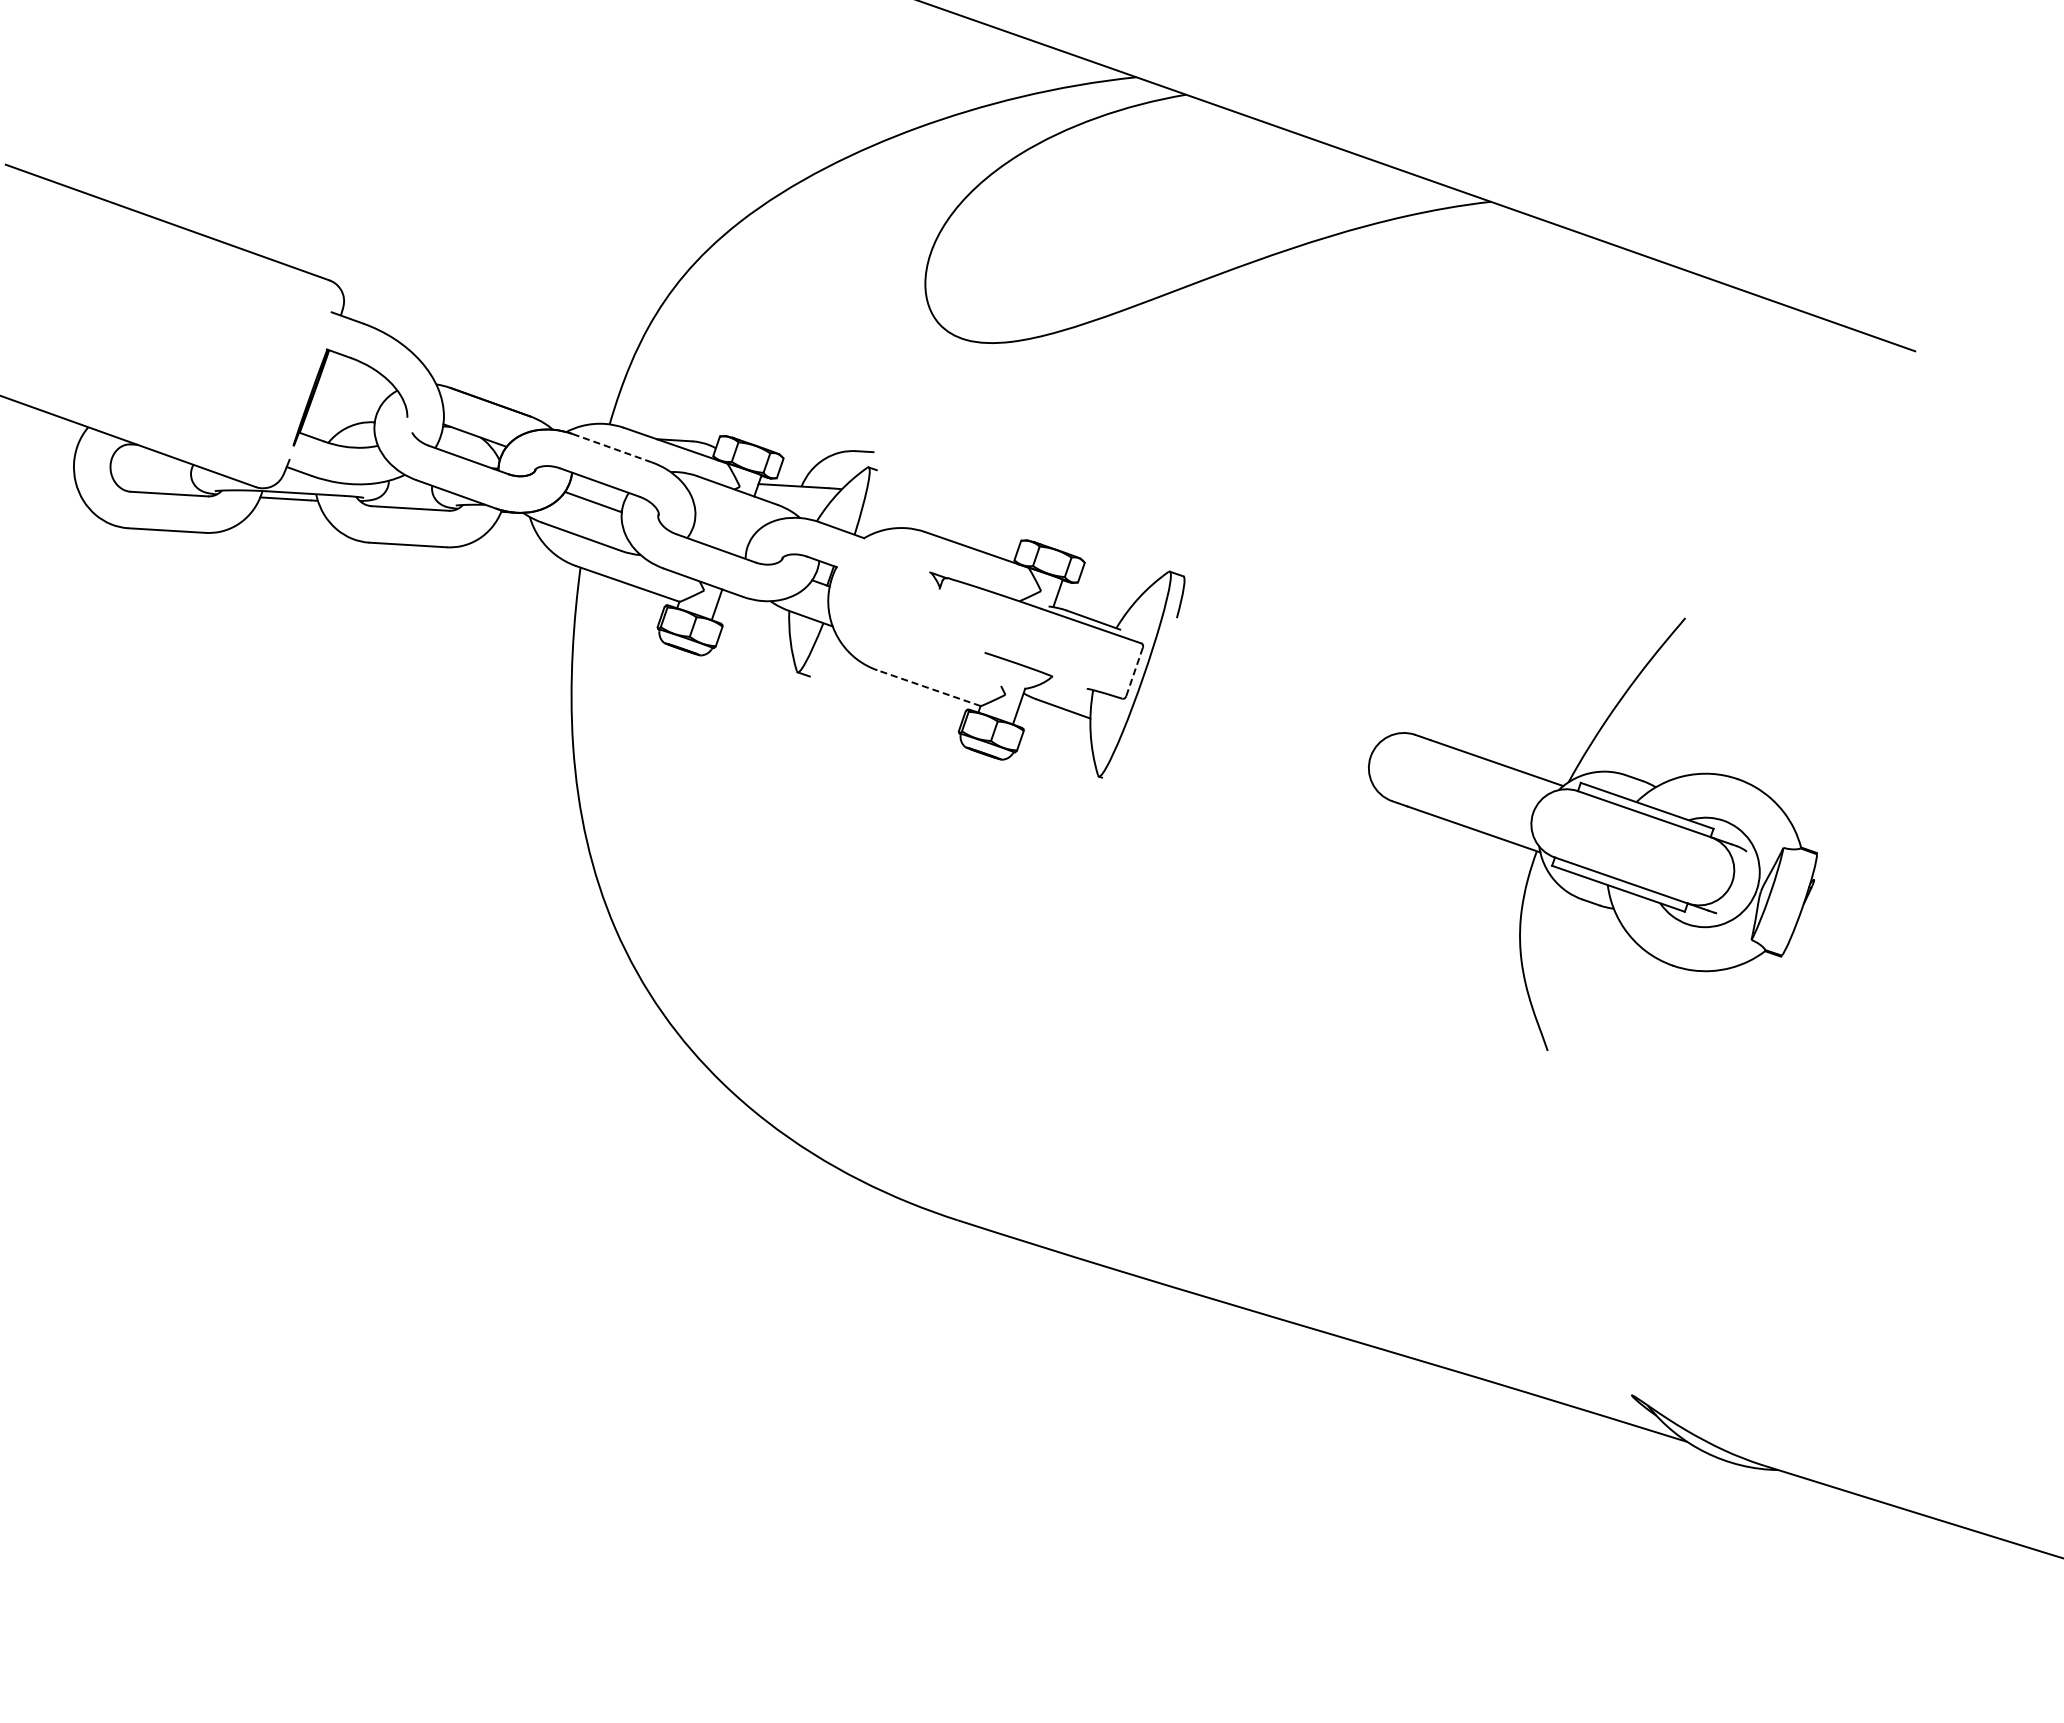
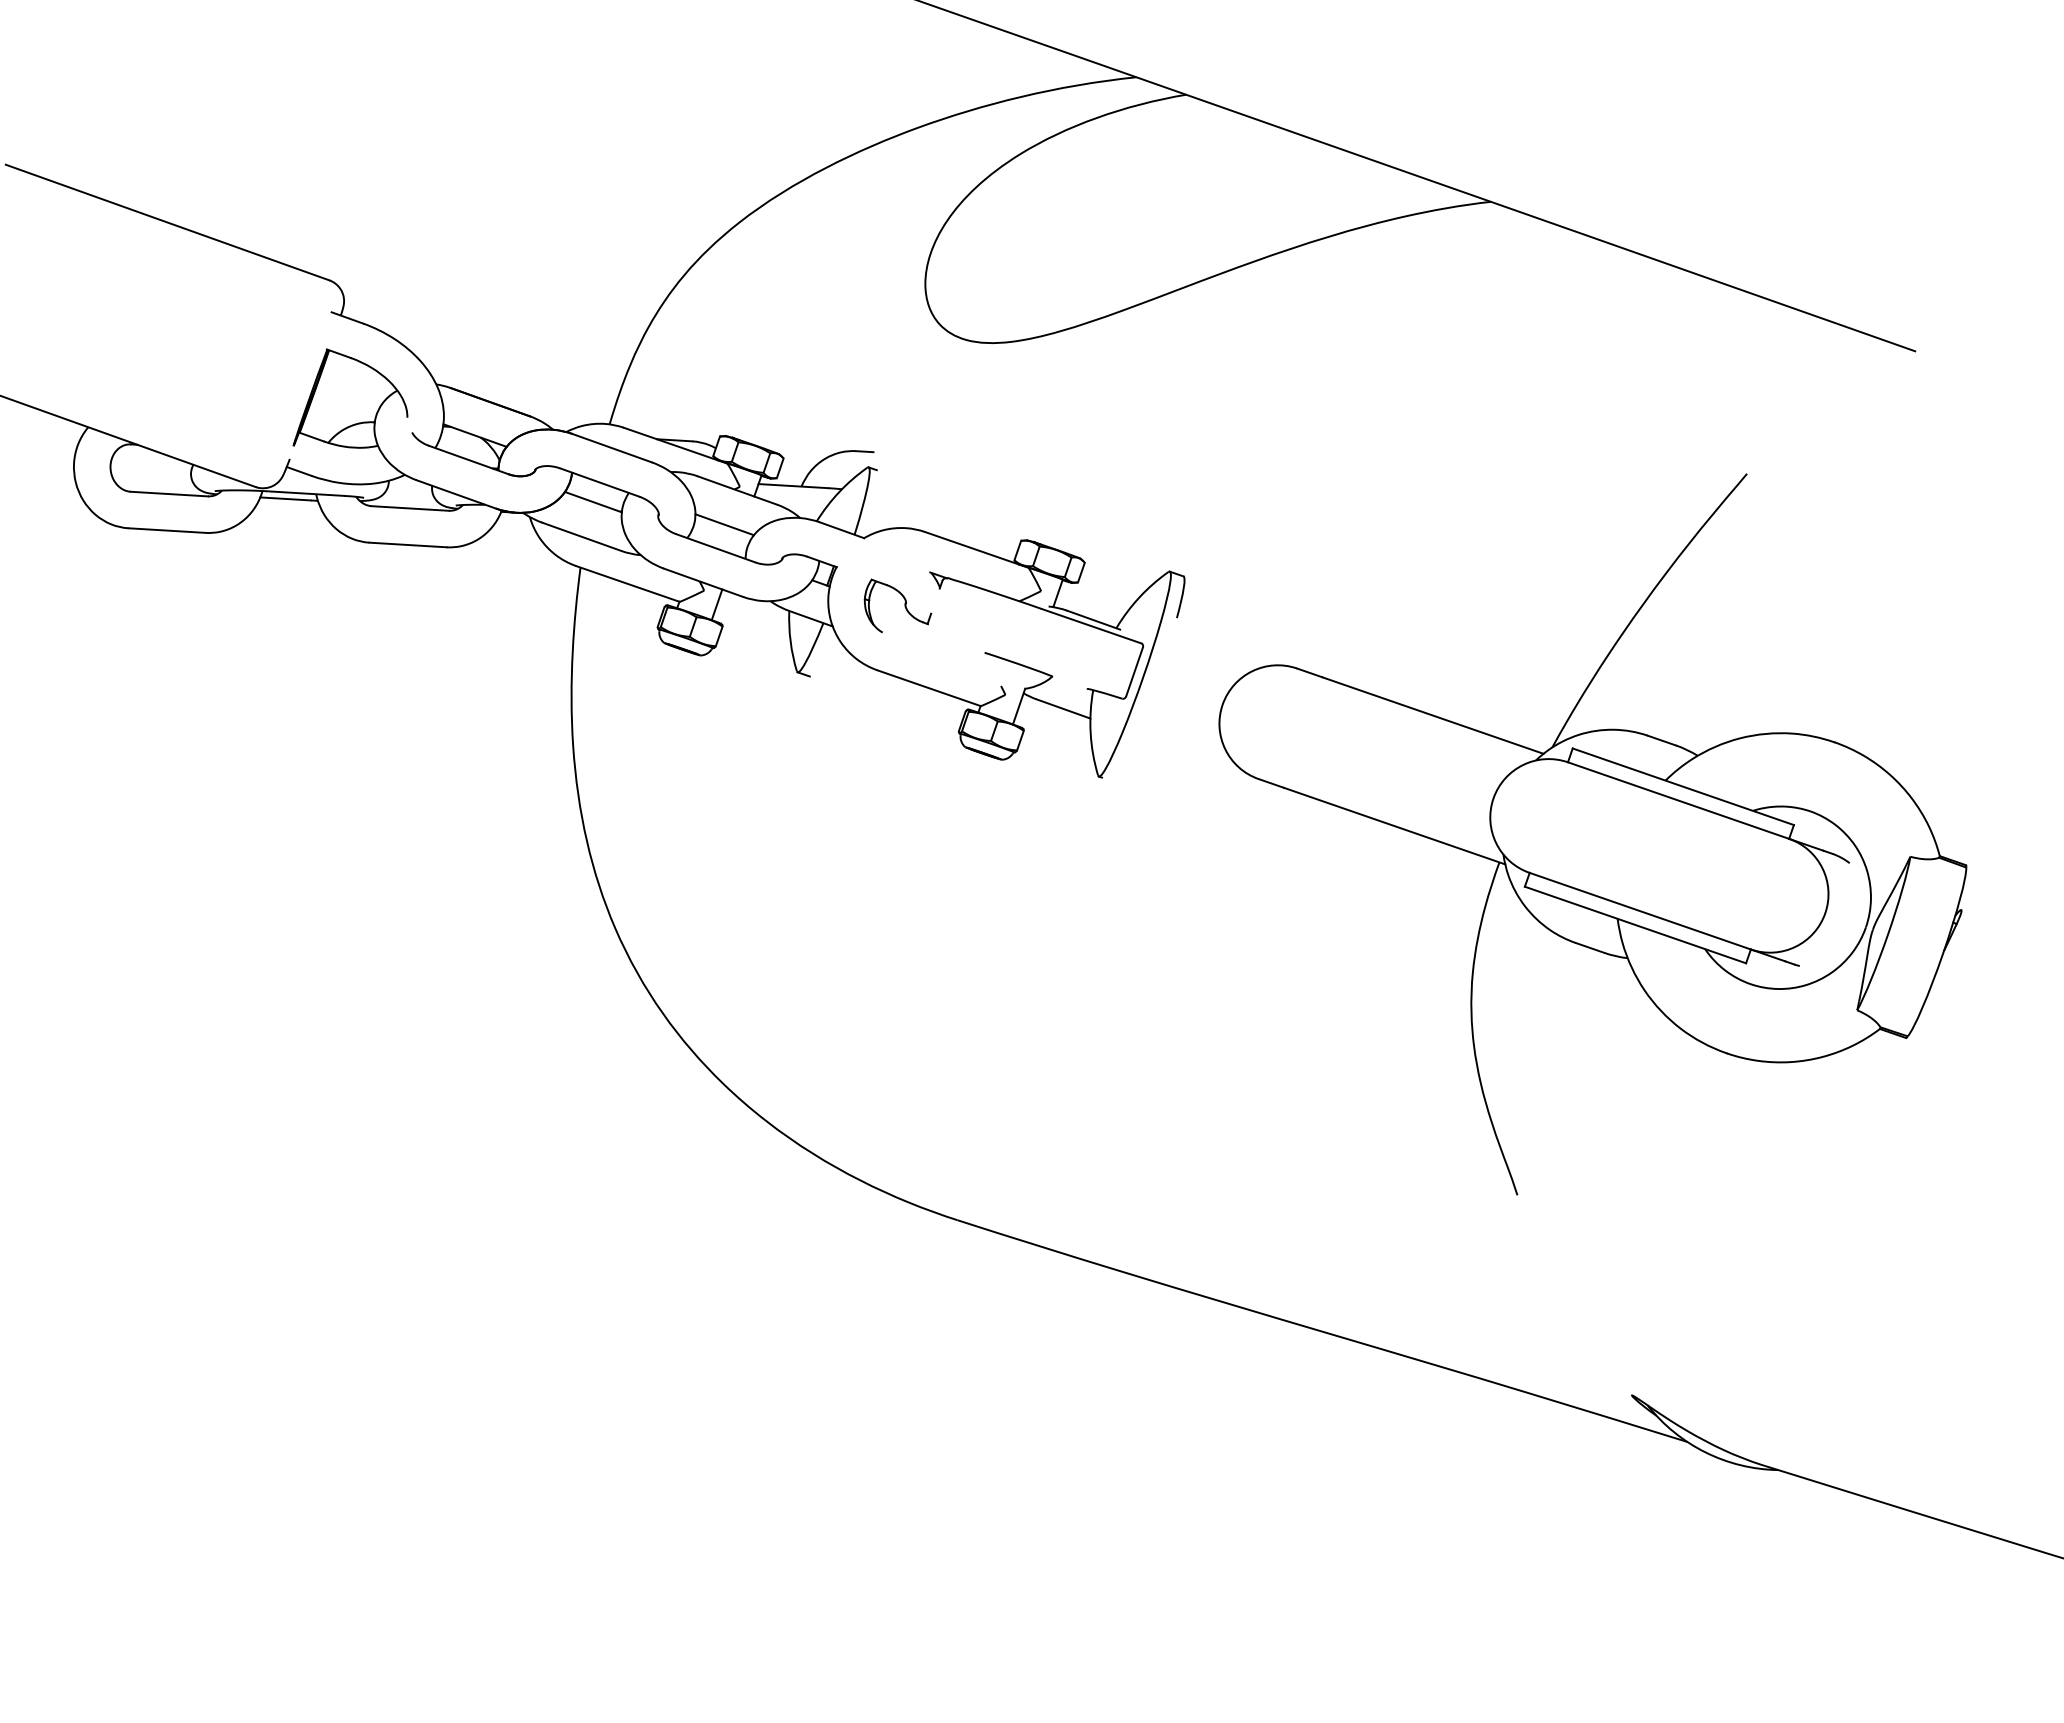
line: dashed -> solid (611, 448)
line: none -> present (724, 524)
part: none -> present (904, 605)
line: dashed -> solid (1134, 671)
line: dashed -> solid (929, 688)
part size: 450x434 px -> 750x723 px (1592, 834)
